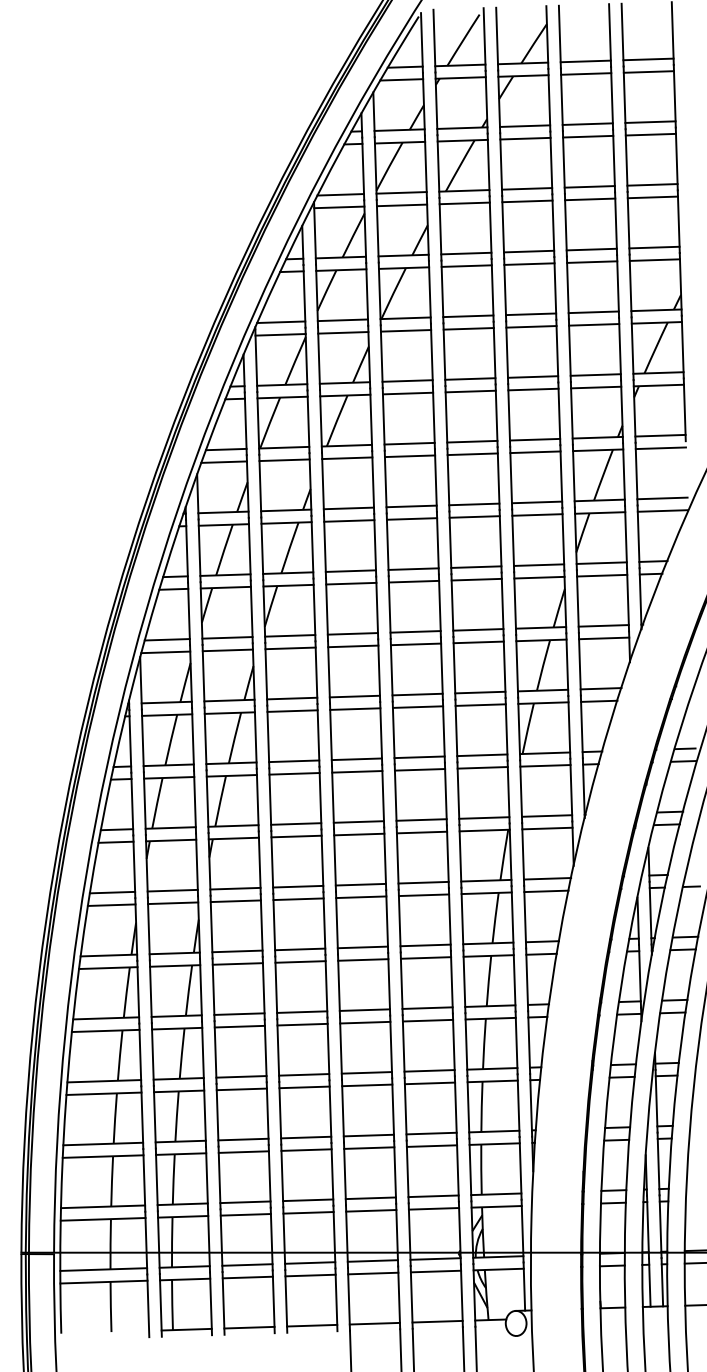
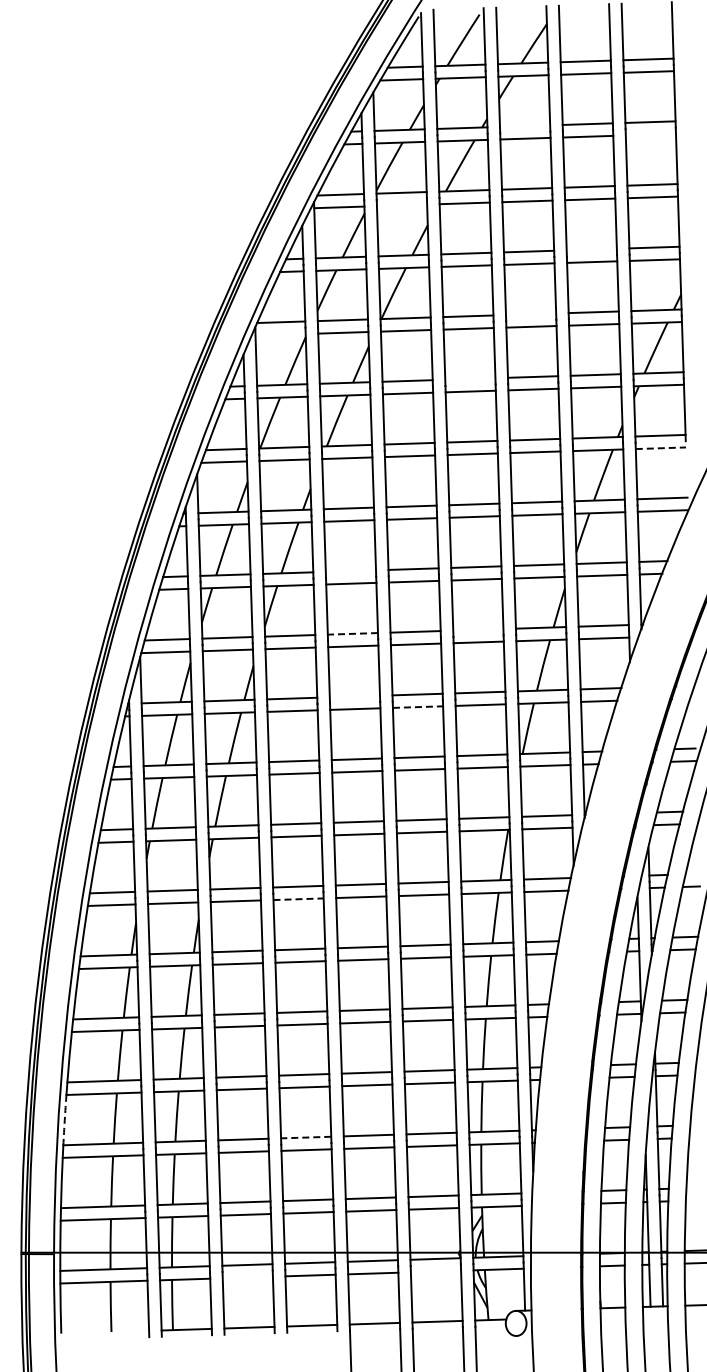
line: present -> none (524, 125)
line: present -> none (650, 134)
line: present -> none (401, 205)
line: present -> none (591, 249)
line: present -> none (530, 314)
line: present -> none (280, 334)
line: present -> none (470, 378)
line: solid -> dashed (661, 448)
line: present -> none (350, 570)
line: present -> none (478, 629)
line: solid -> dashed (352, 633)
line: present -> none (354, 696)
line: solid -> dashed (418, 707)
line: solid -> dashed (299, 899)
arc: solid -> dashed (64, 1120)
line: solid -> dashed (305, 1137)
line: present -> none (435, 1271)
line: present -> none (247, 1277)
